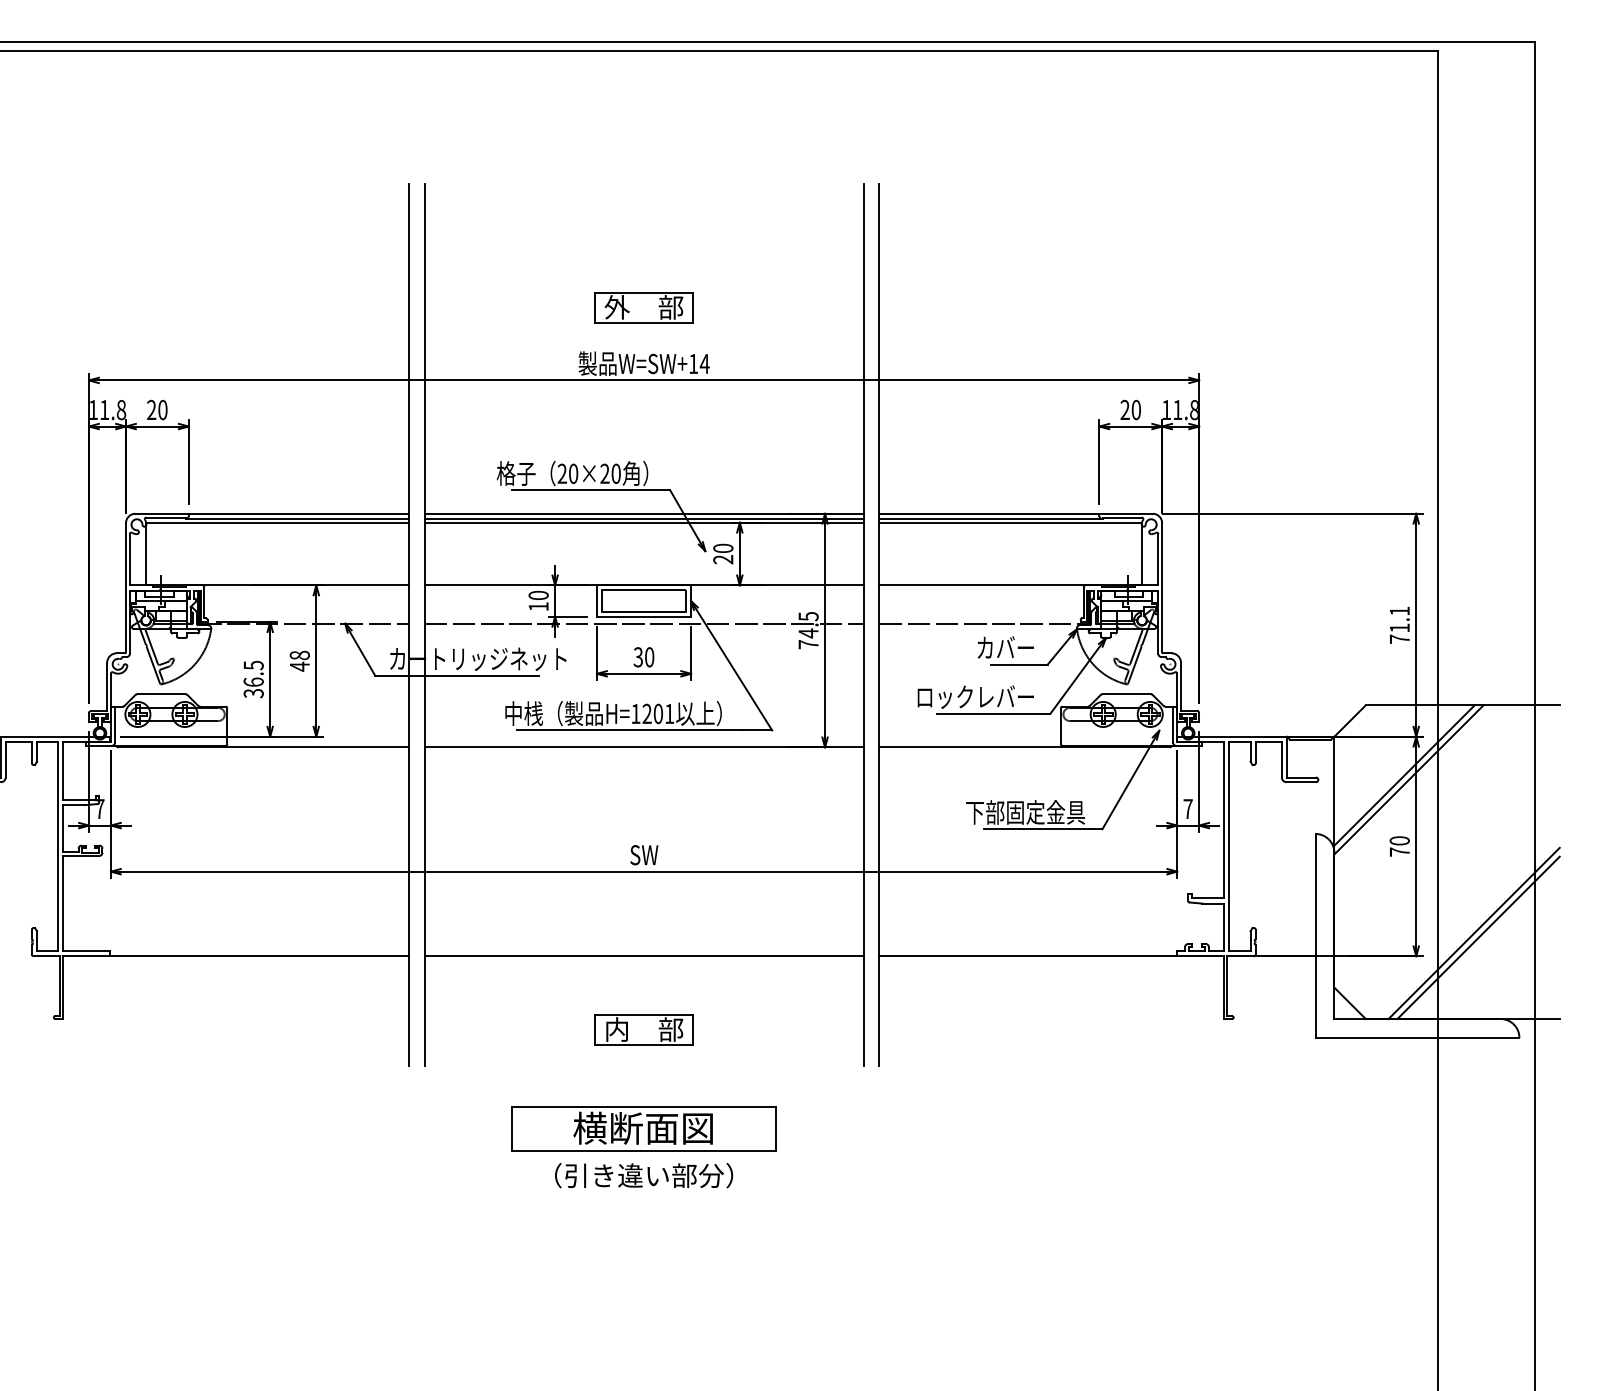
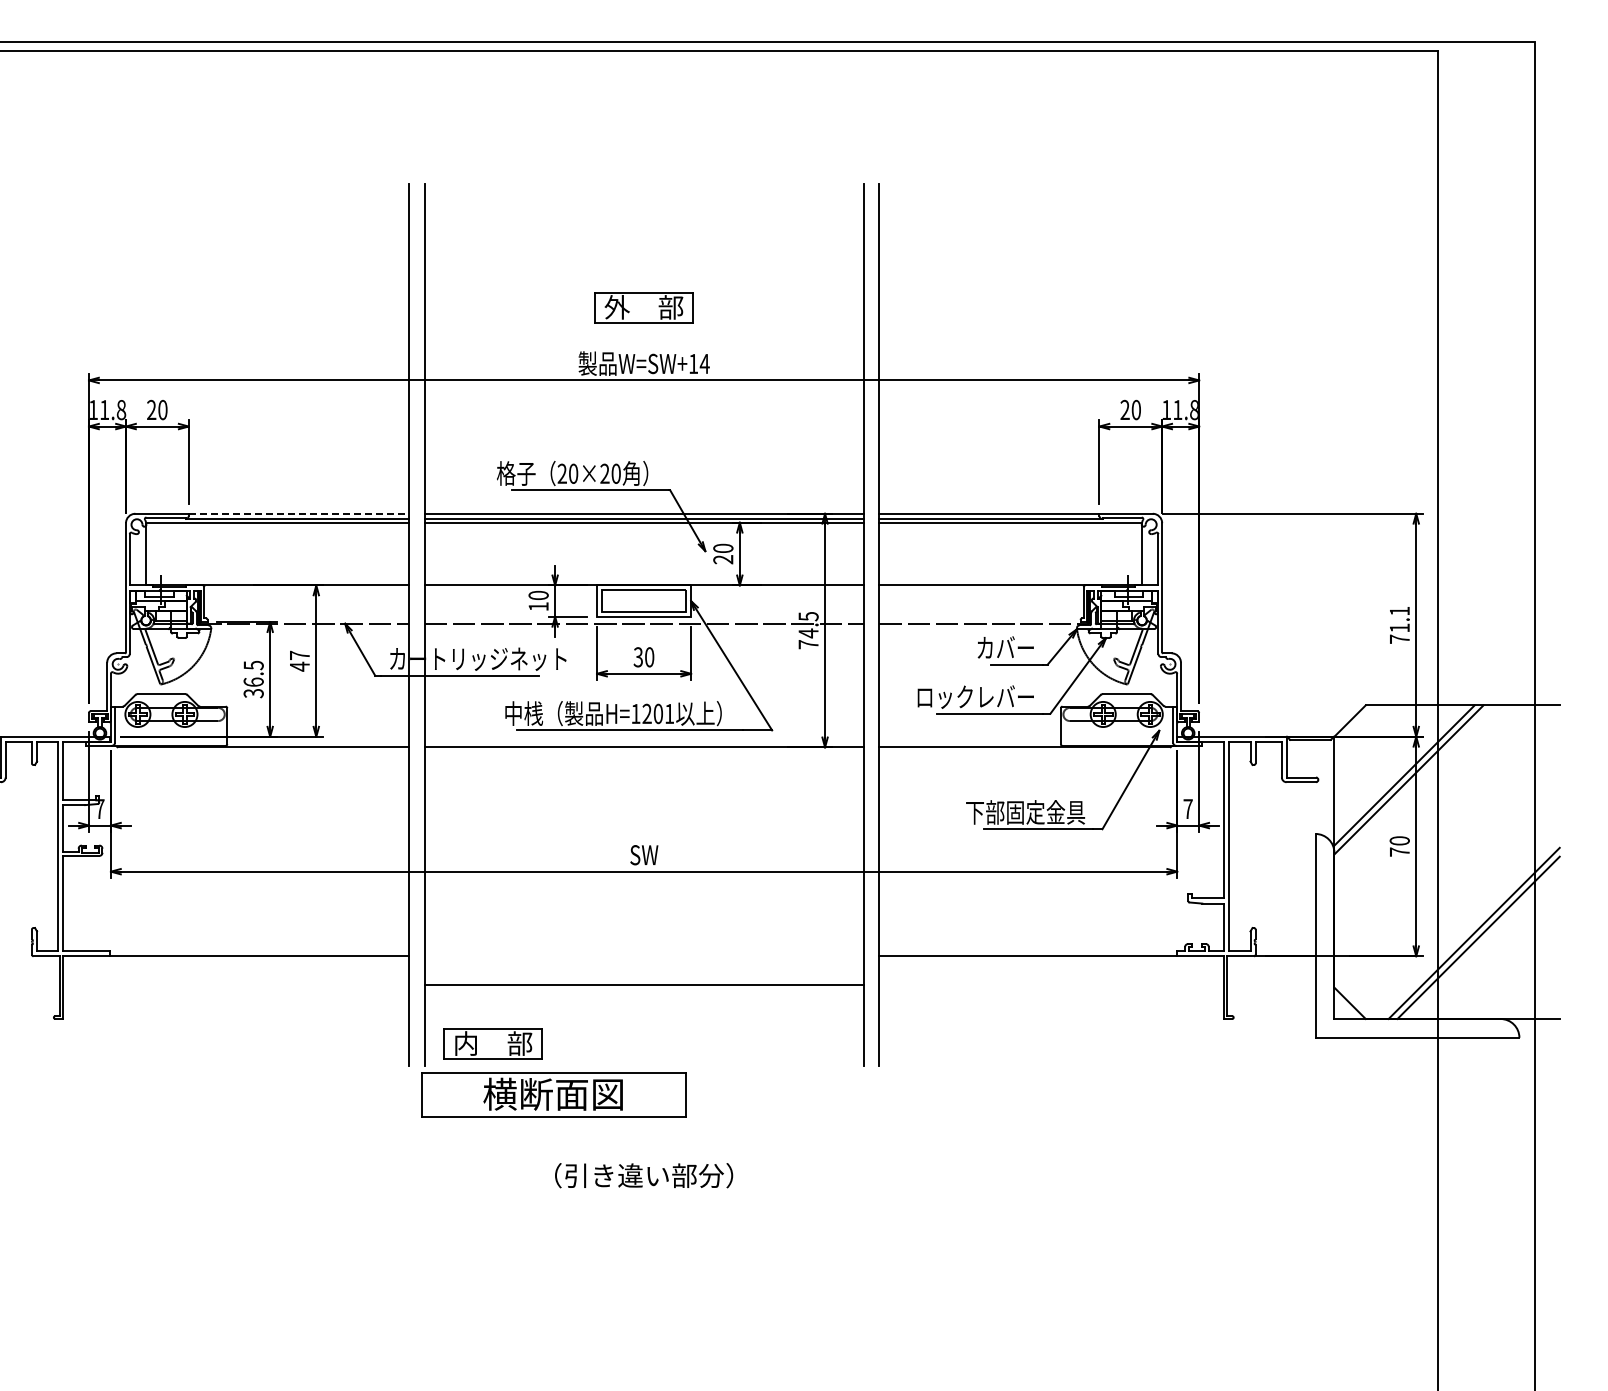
line: solid -> dashed (299, 513)
text: 48 -> 47 (299, 655)
line position: (643, 956) -> (643, 985) (643, 985)
part position: (643, 1029) -> (492, 1043) (492, 1043)
part position: (643, 1128) -> (553, 1094) (553, 1094)
